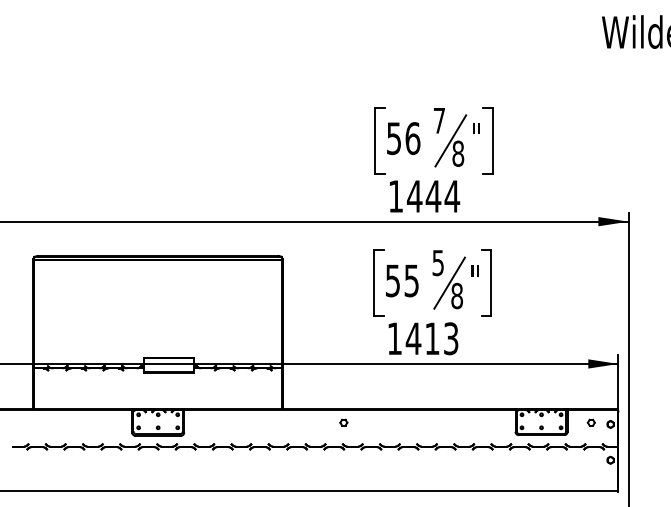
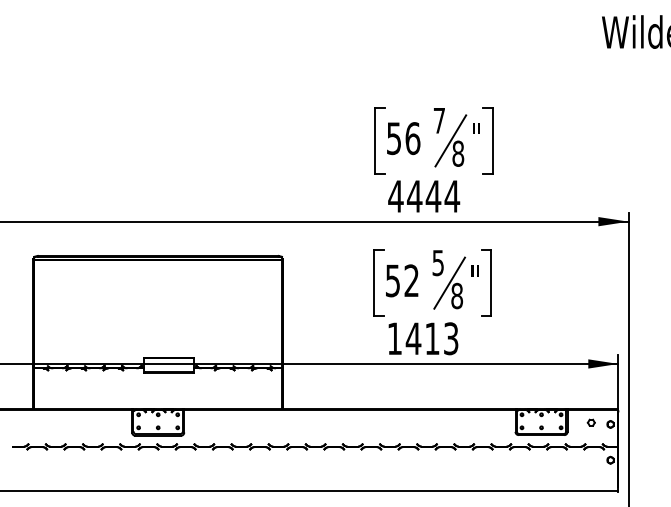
text: 1444 -> 4444 (395, 196)
text: 55 -> 52 (411, 280)
part: present -> none (343, 422)
